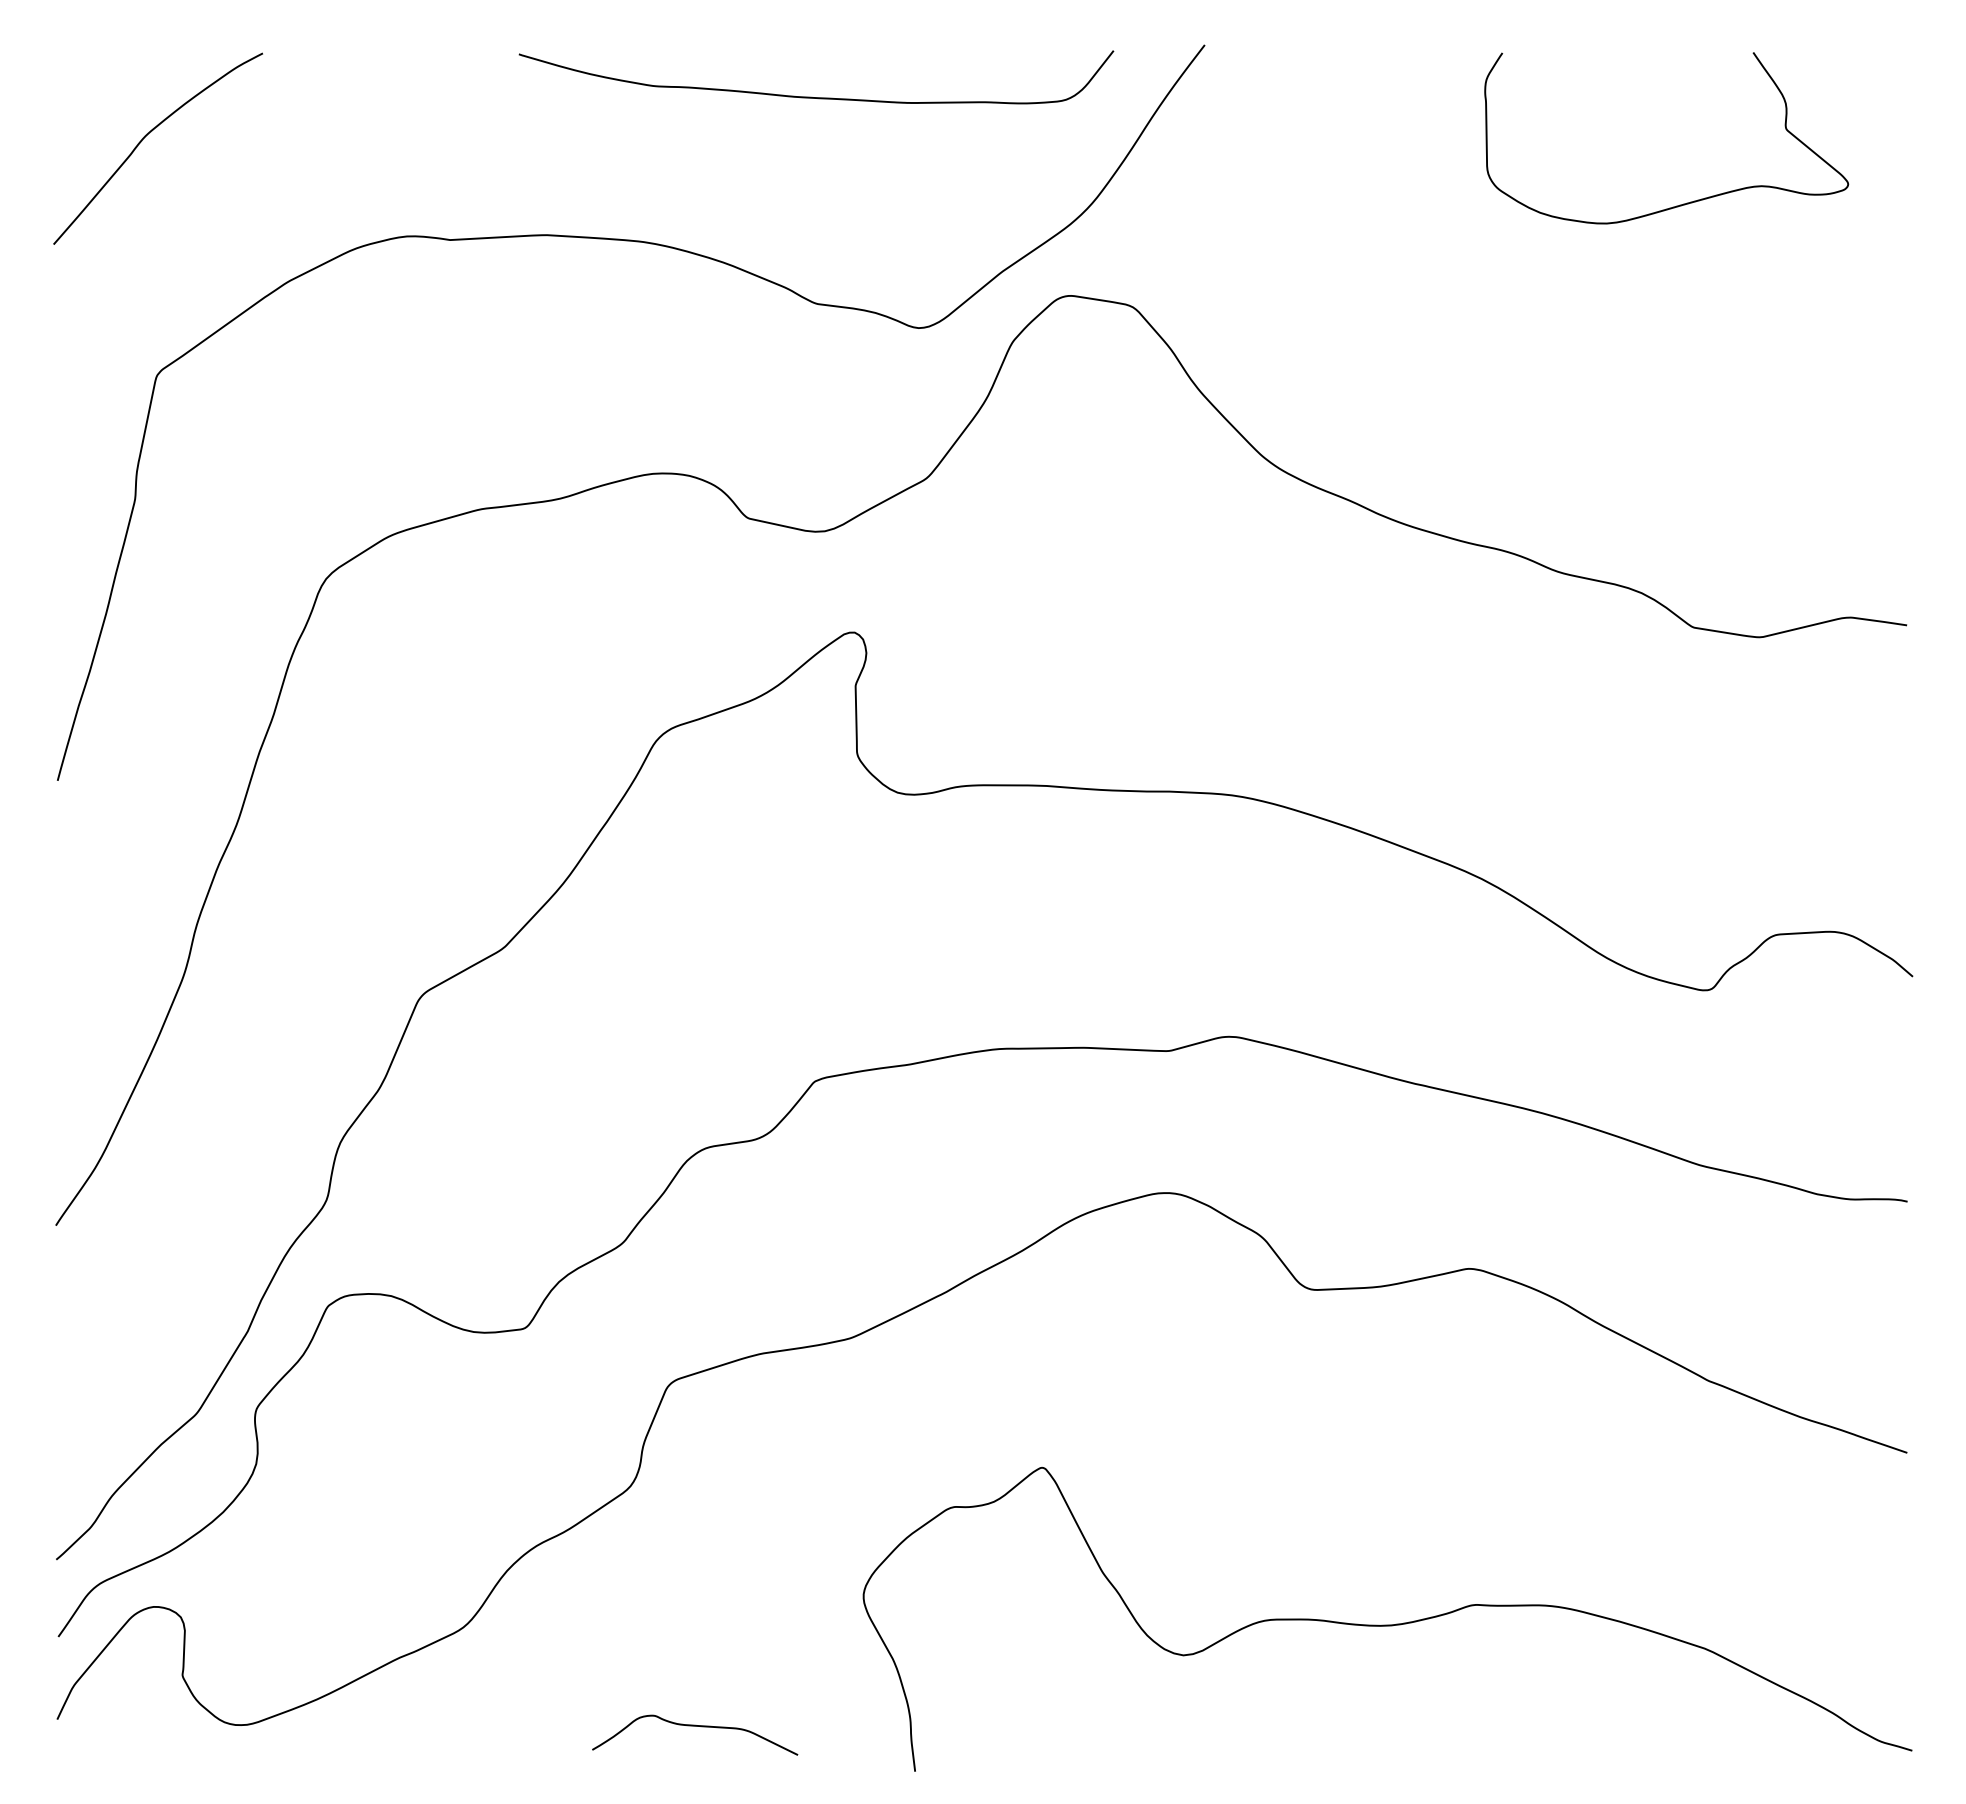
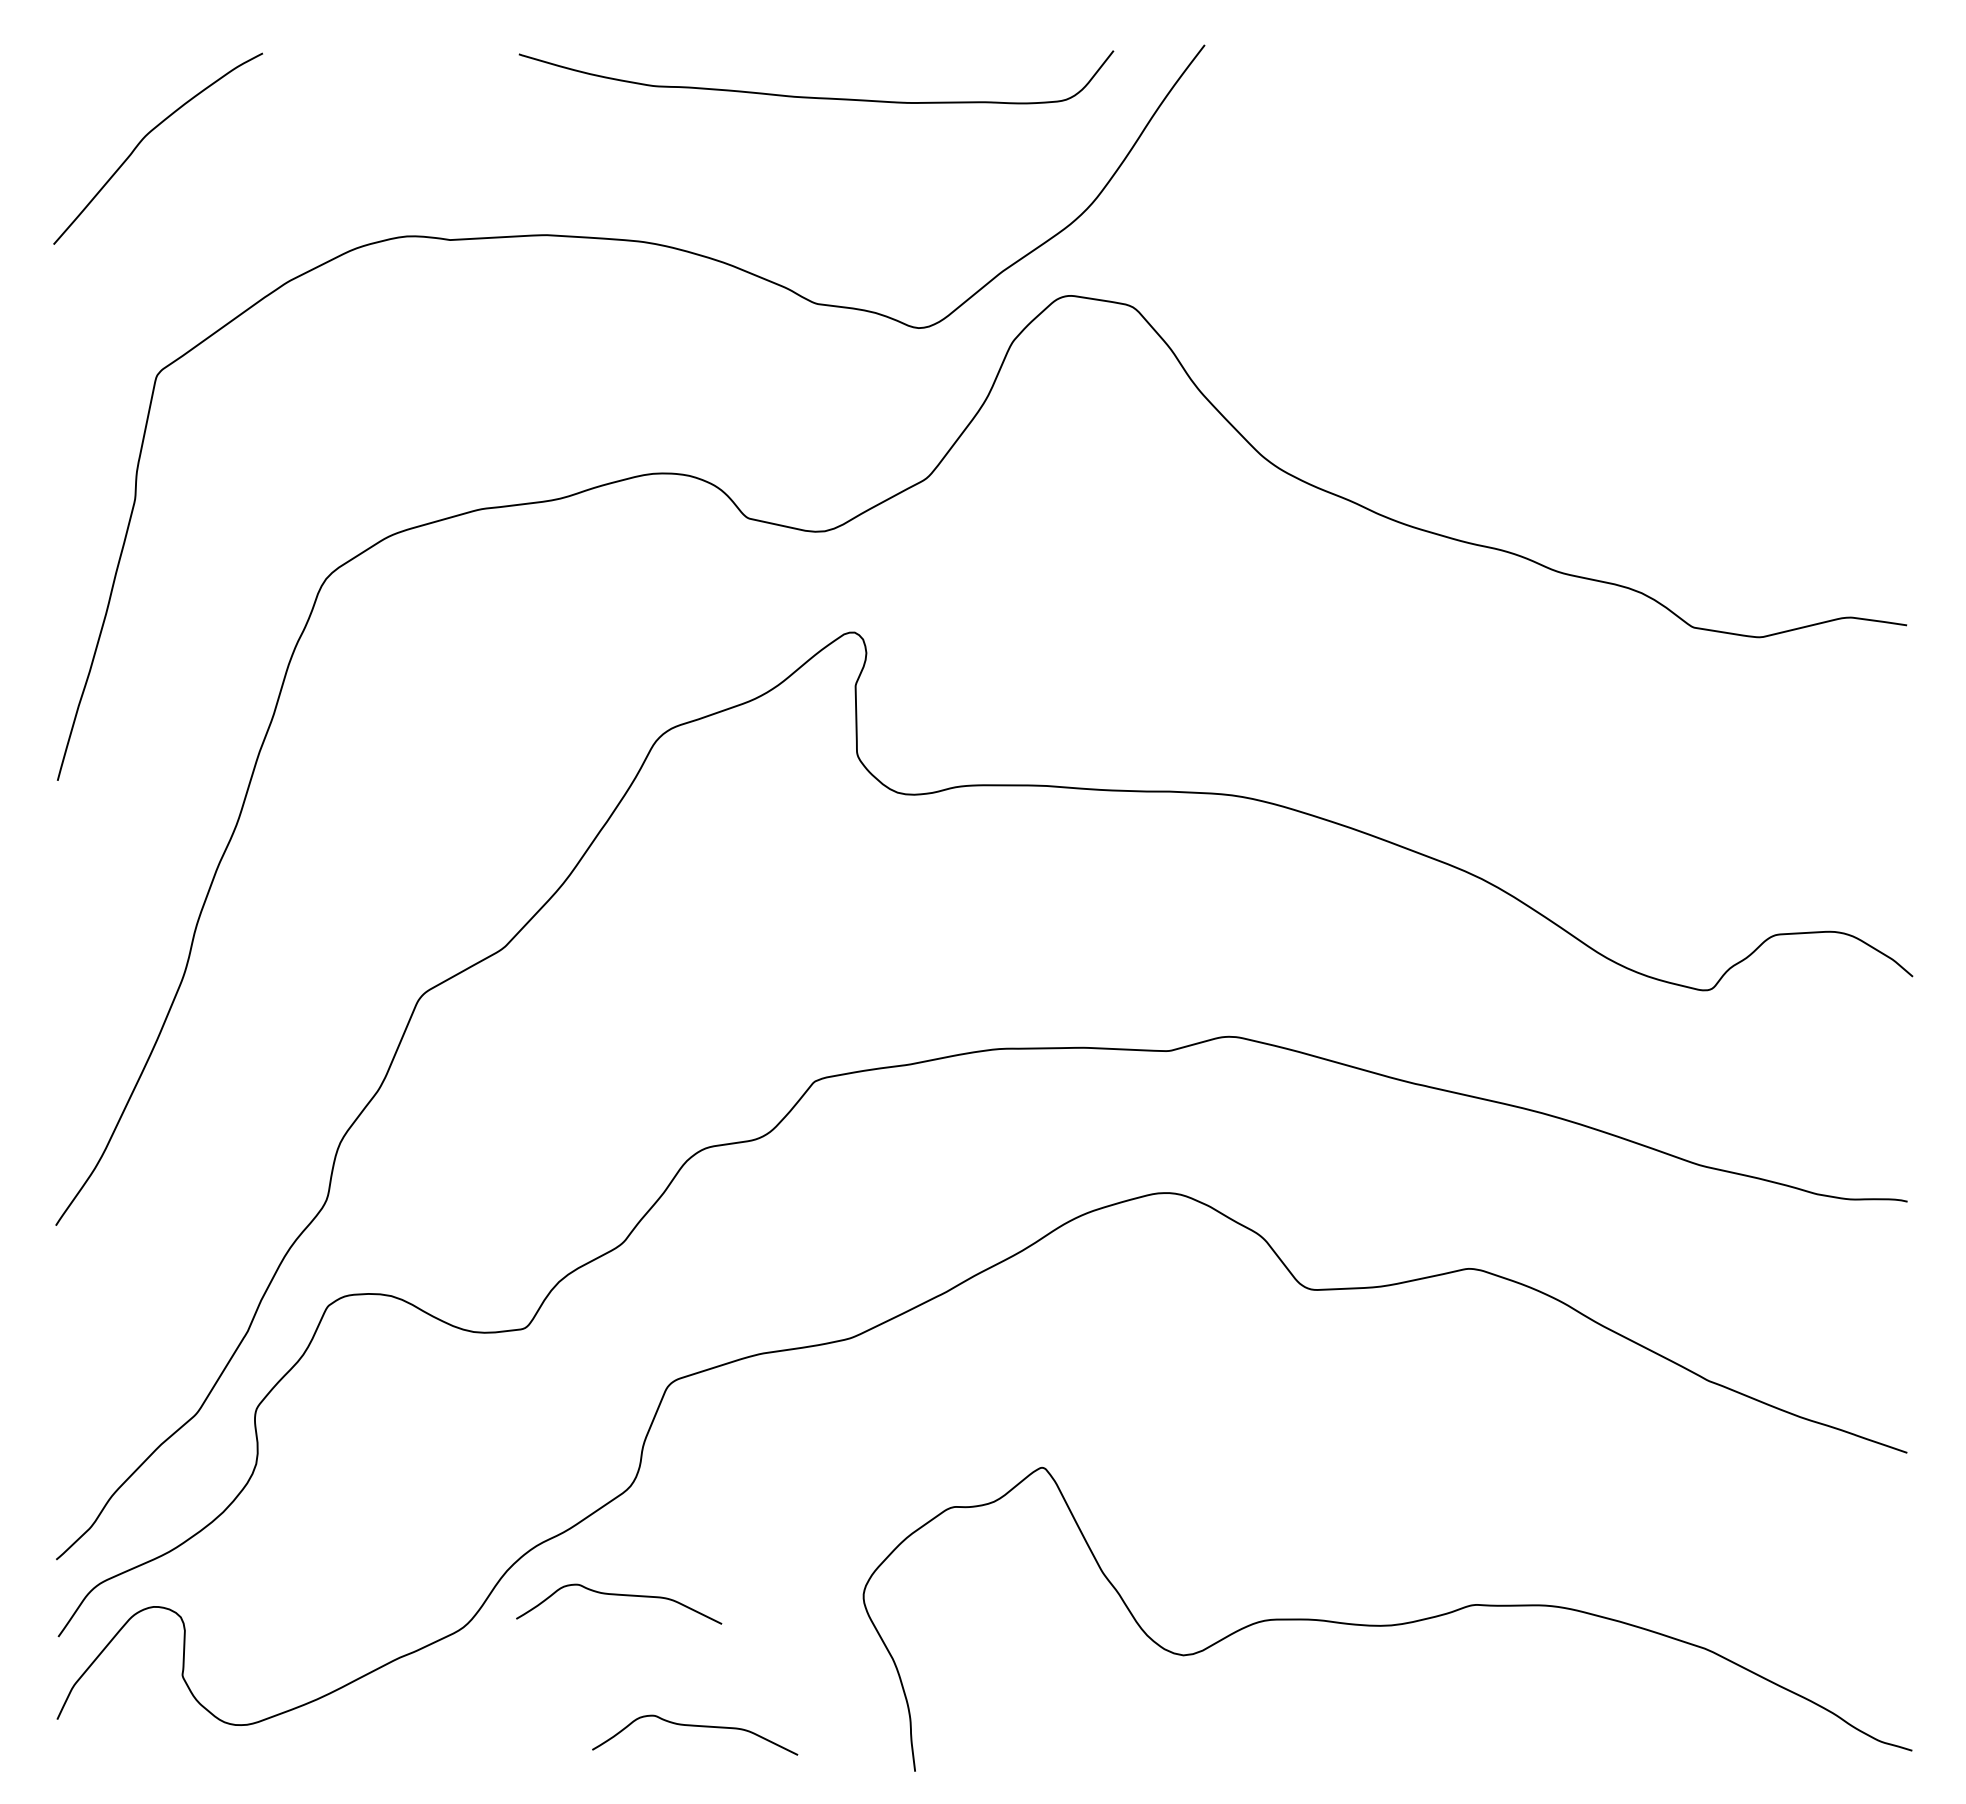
curve: present -> none (1683, 203)
curve: none -> present (619, 1595)
